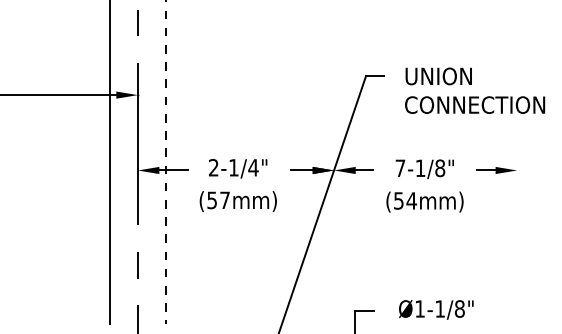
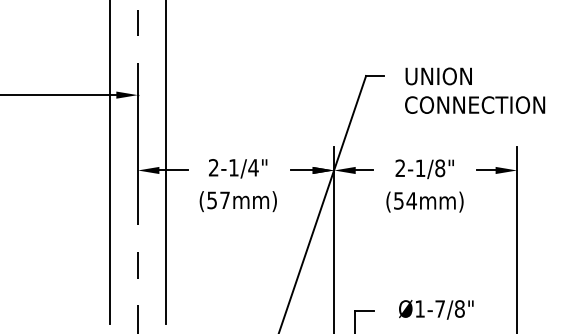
line: dashed -> solid (166, 161)
text: 7-1/8" -> 2-1/8" (400, 167)
line: none -> present (334, 238)
line: none -> present (517, 238)
text: Ø1-1/8" -> Ø1-7/8" (439, 308)
